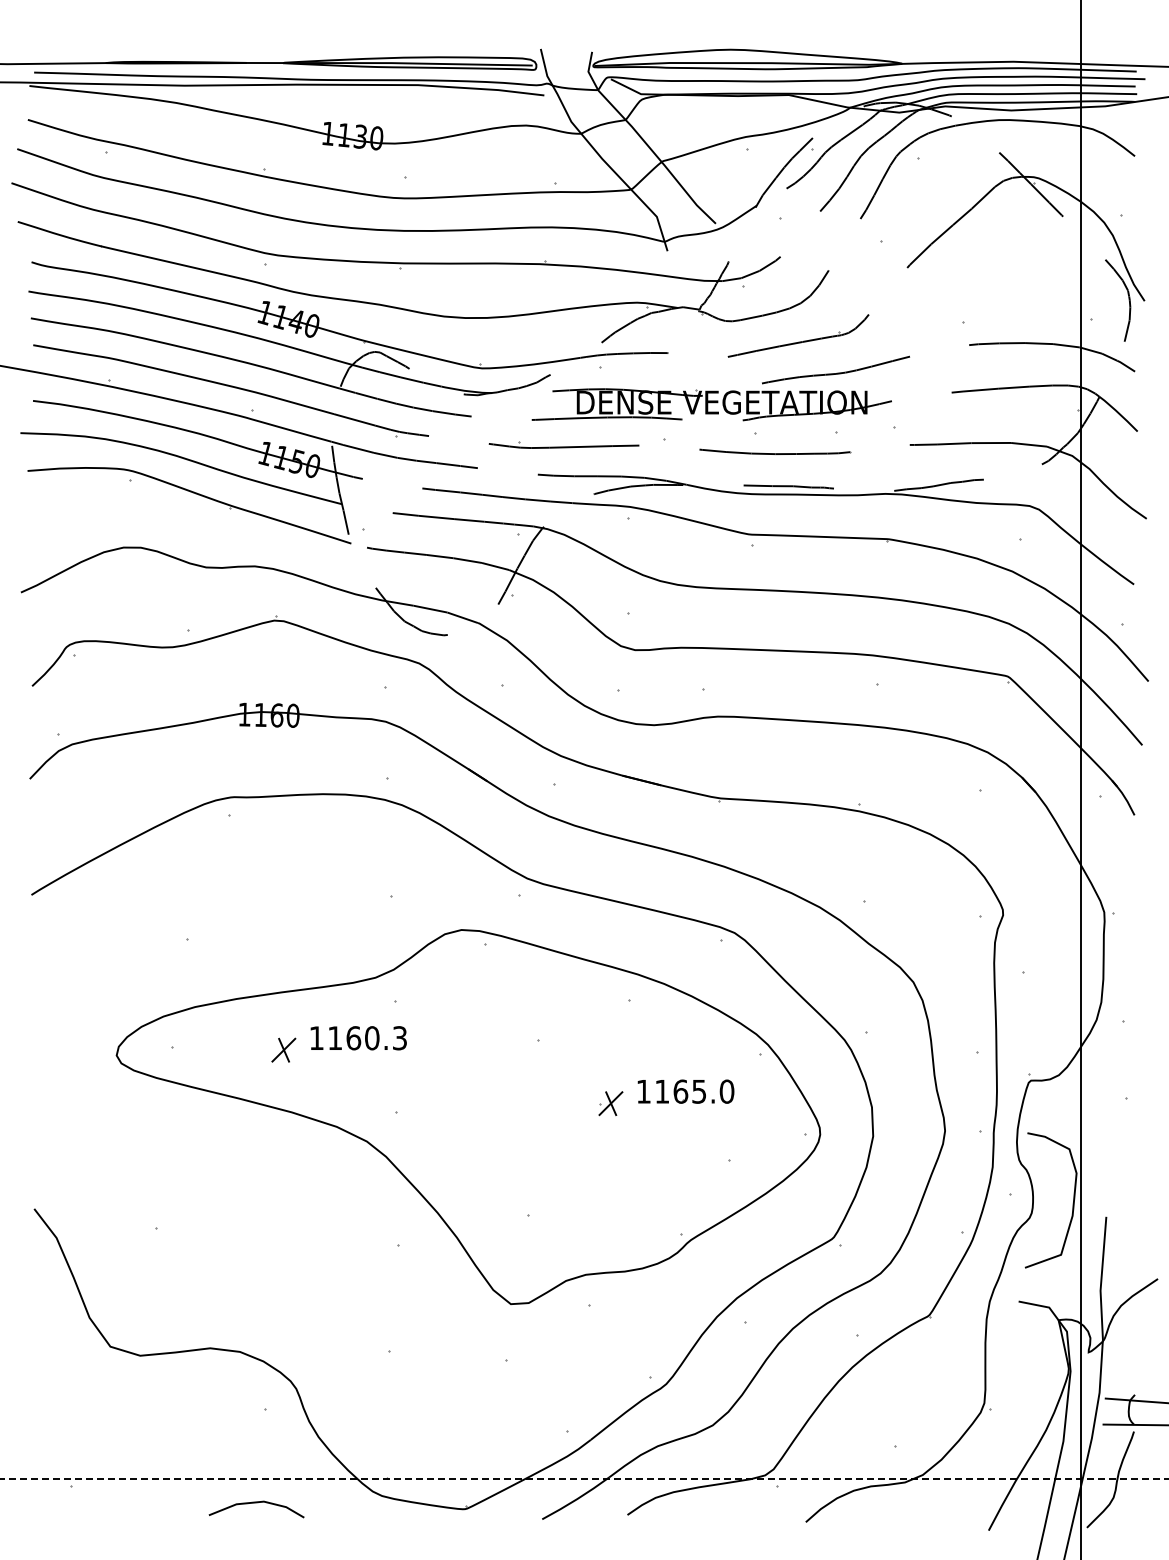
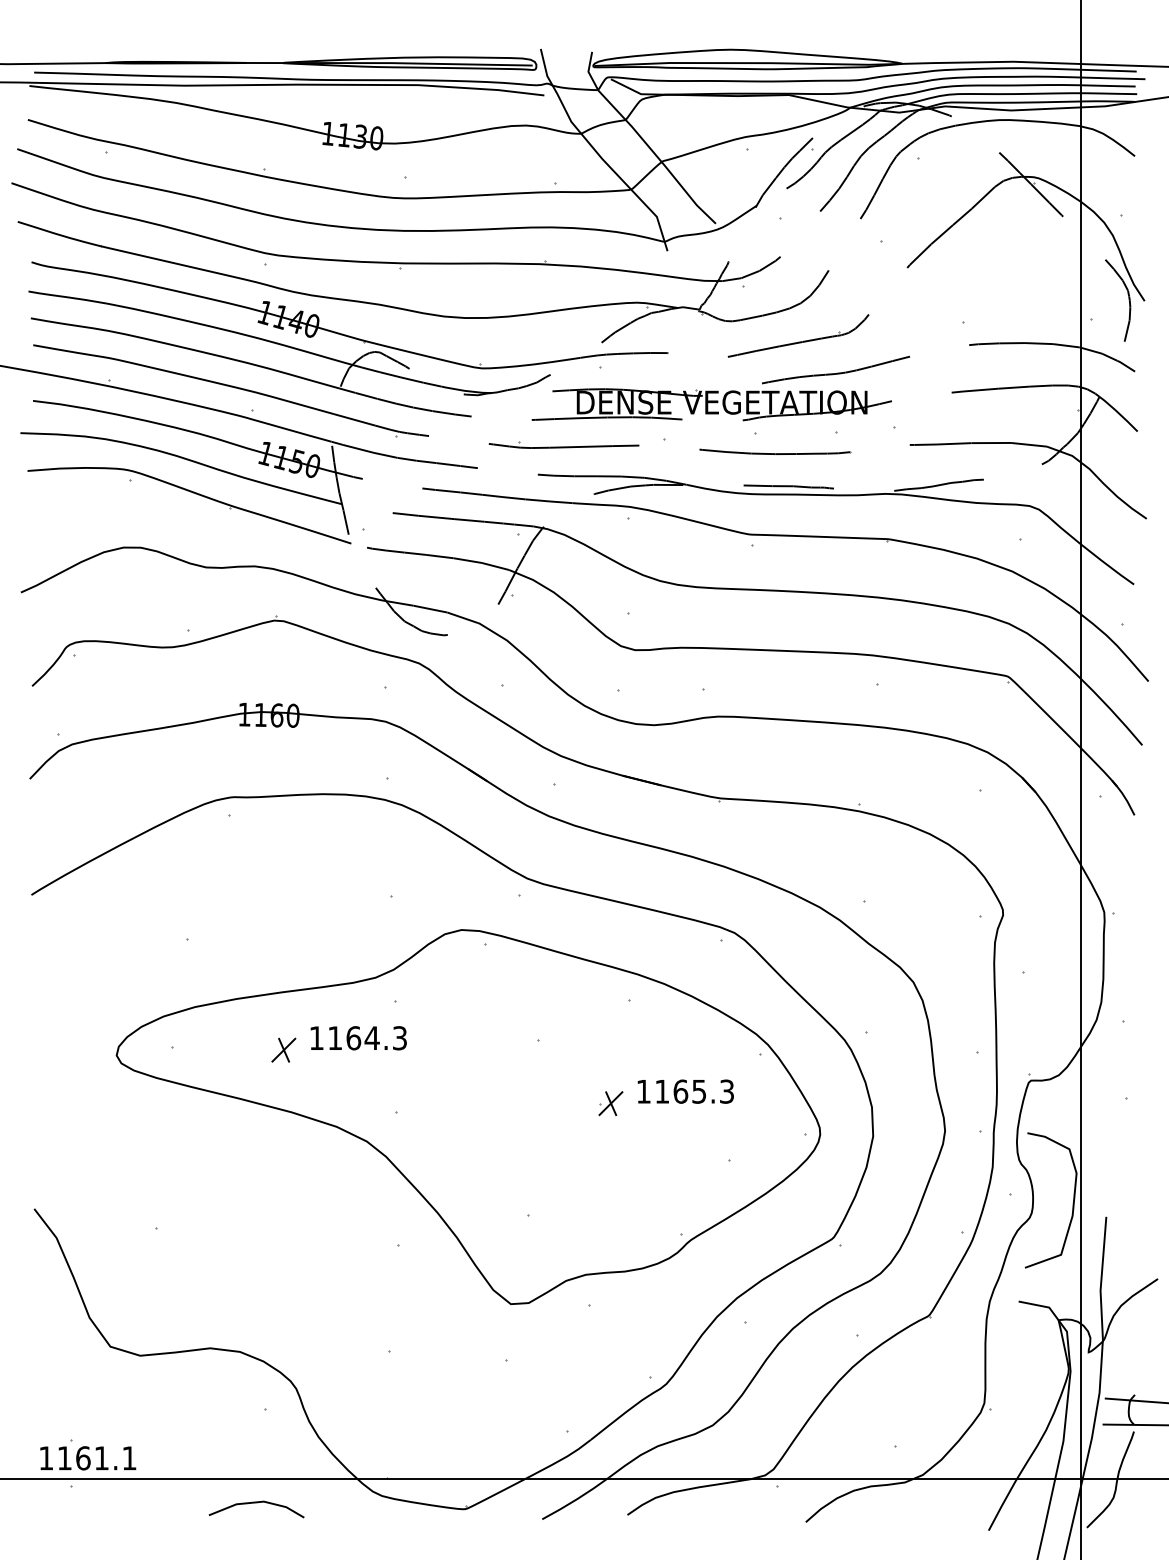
text: 1160.3 -> 1164.3 (371, 1038)
text: 1165.0 -> 1165.3 (726, 1091)
part: none -> present (88, 1454)
line: dashed -> solid (585, 1479)
